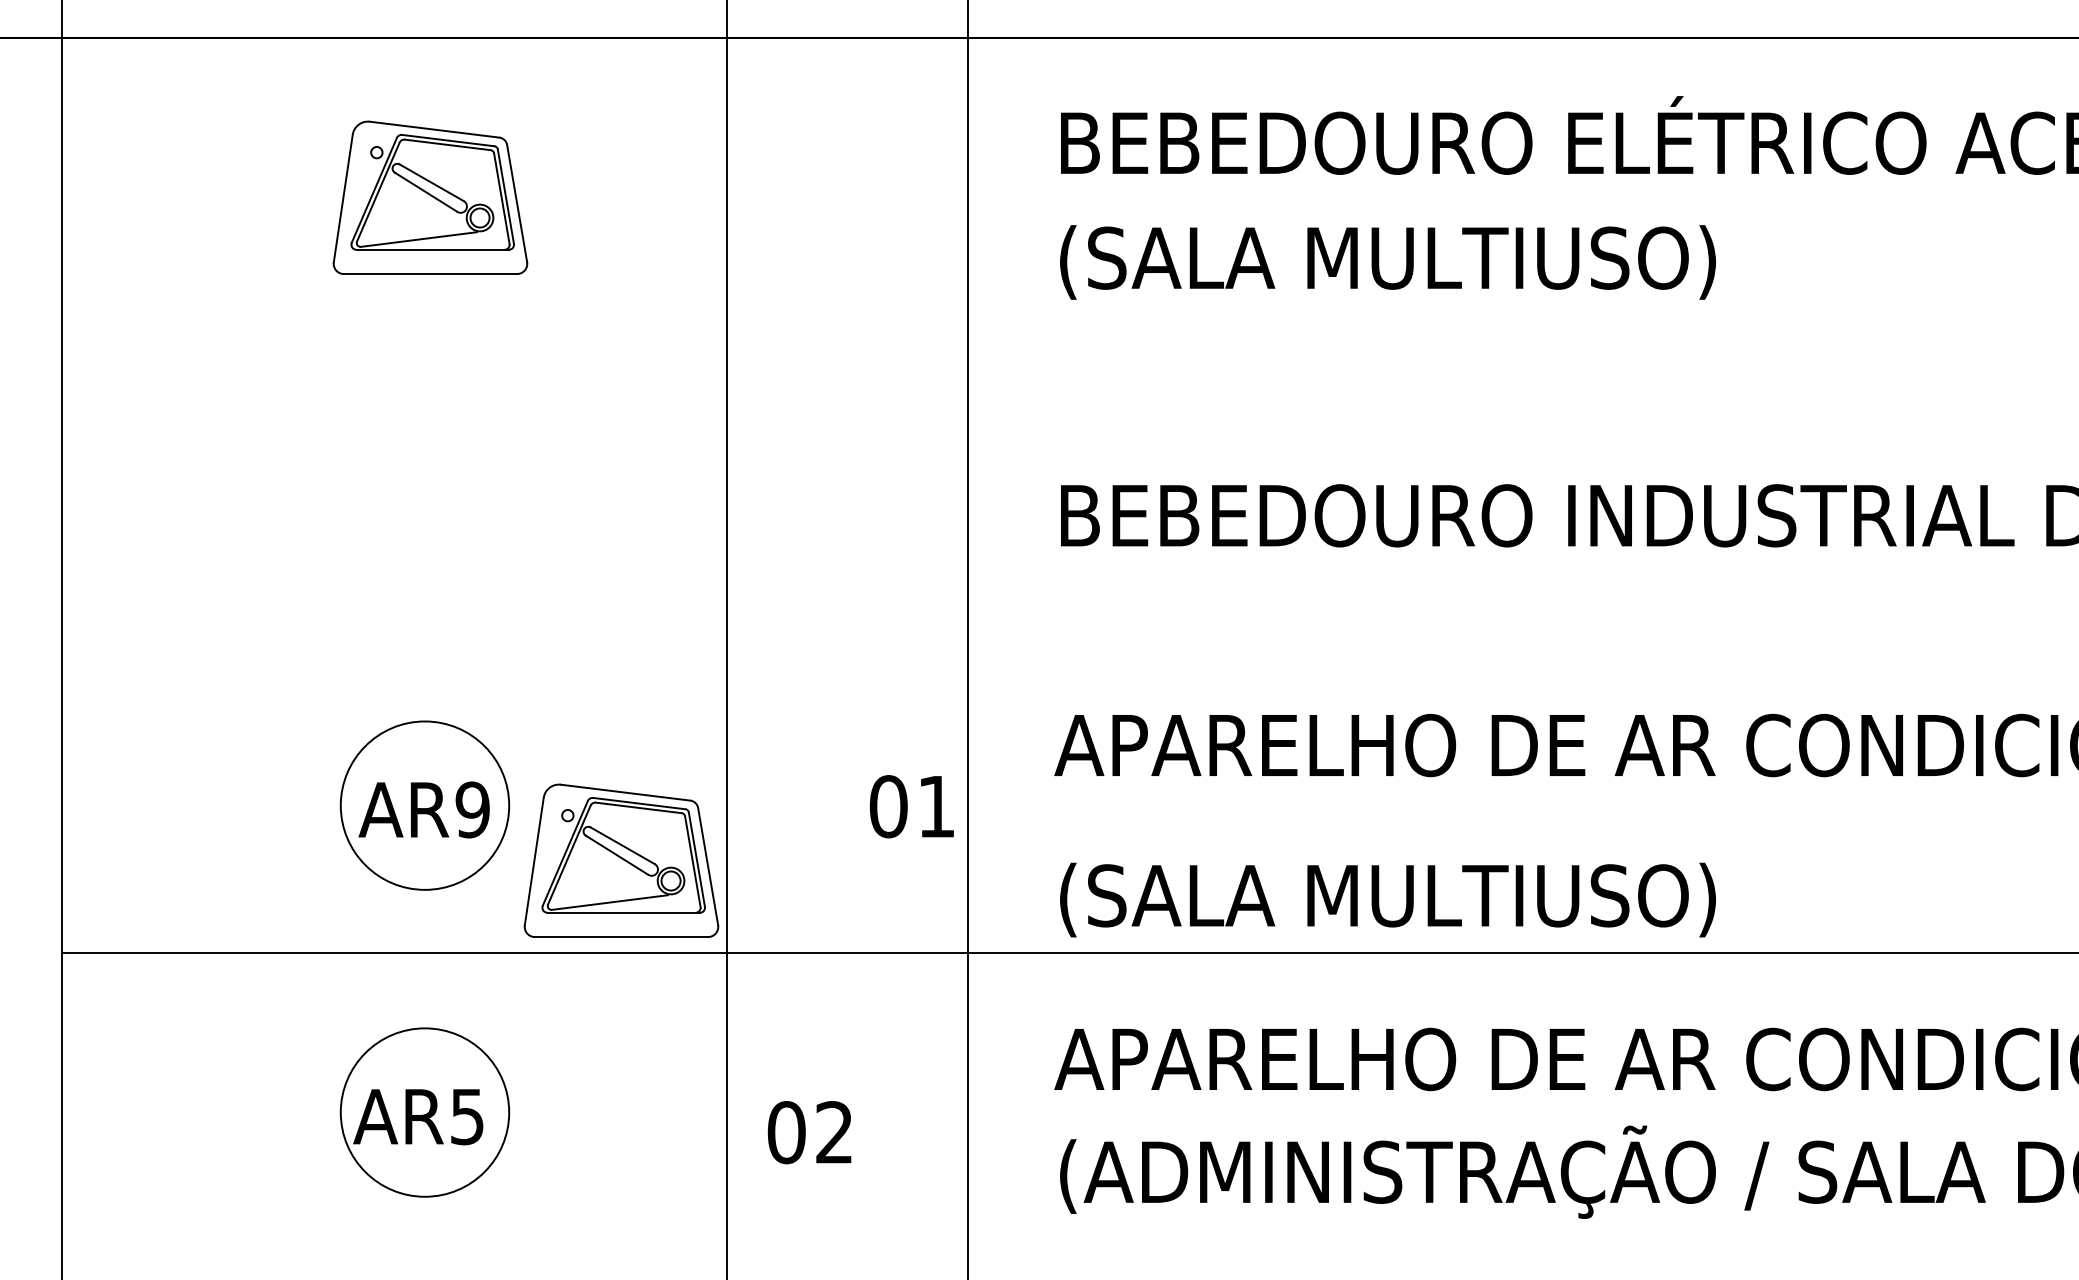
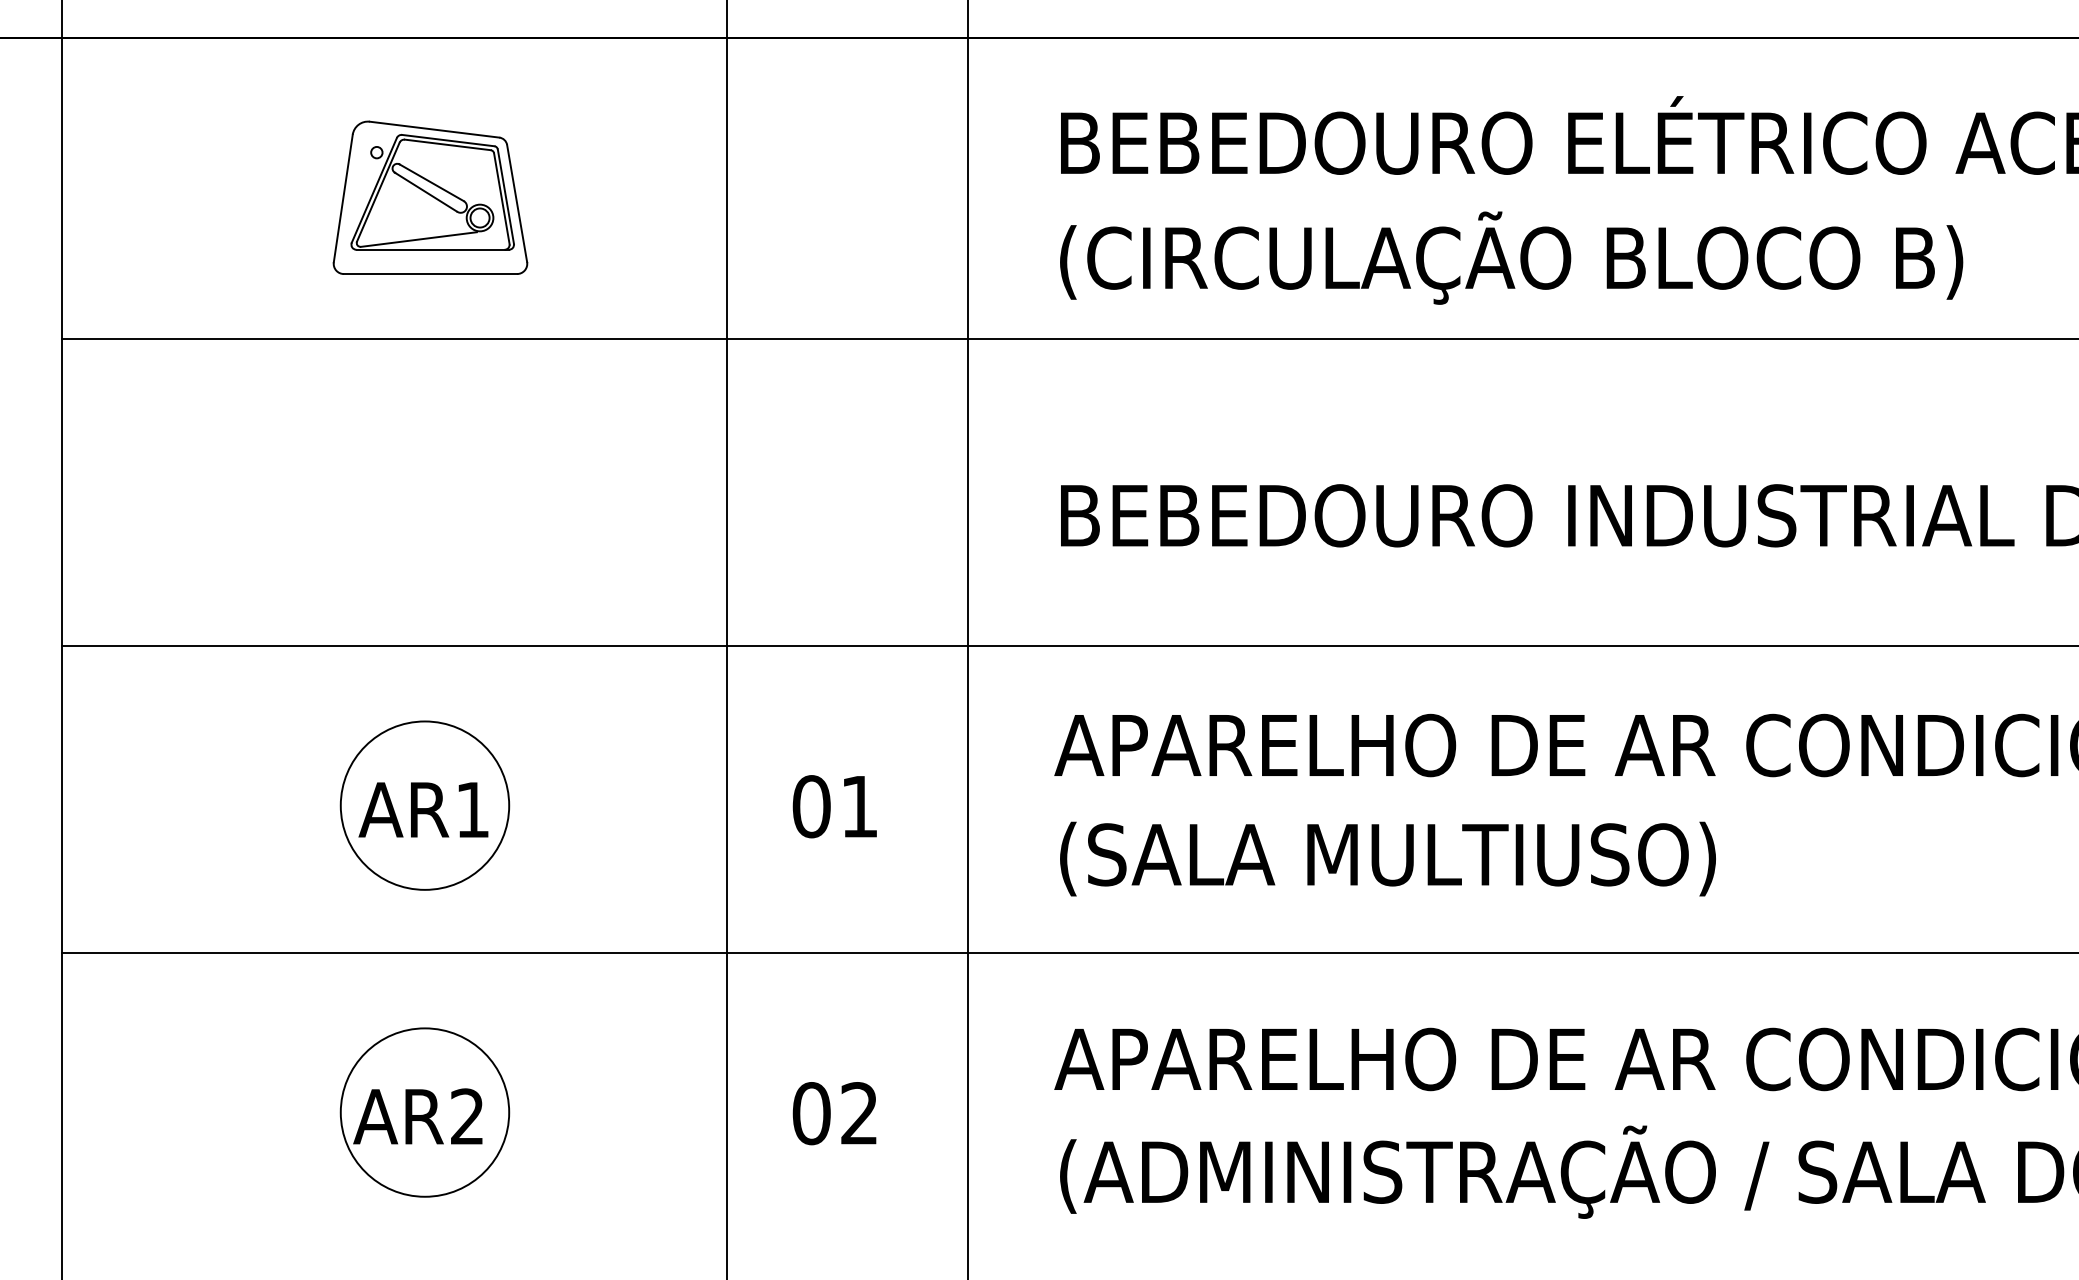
text: (SALA MULTIUSO) -> (CIRCULAÇÃO BLOCO B) (1525, 257)
line: none -> present (1068, 338)
line: none -> present (1068, 645)
text position: (911, 806) -> (834, 806) (834, 806)
text: AR9 -> AR1 (472, 809)
part: present -> none (621, 860)
text position: (1387, 899) -> (1387, 858) (1387, 858)
text: AR5 -> AR2 (467, 1116)
text position: (809, 1132) -> (834, 1113) (834, 1113)
